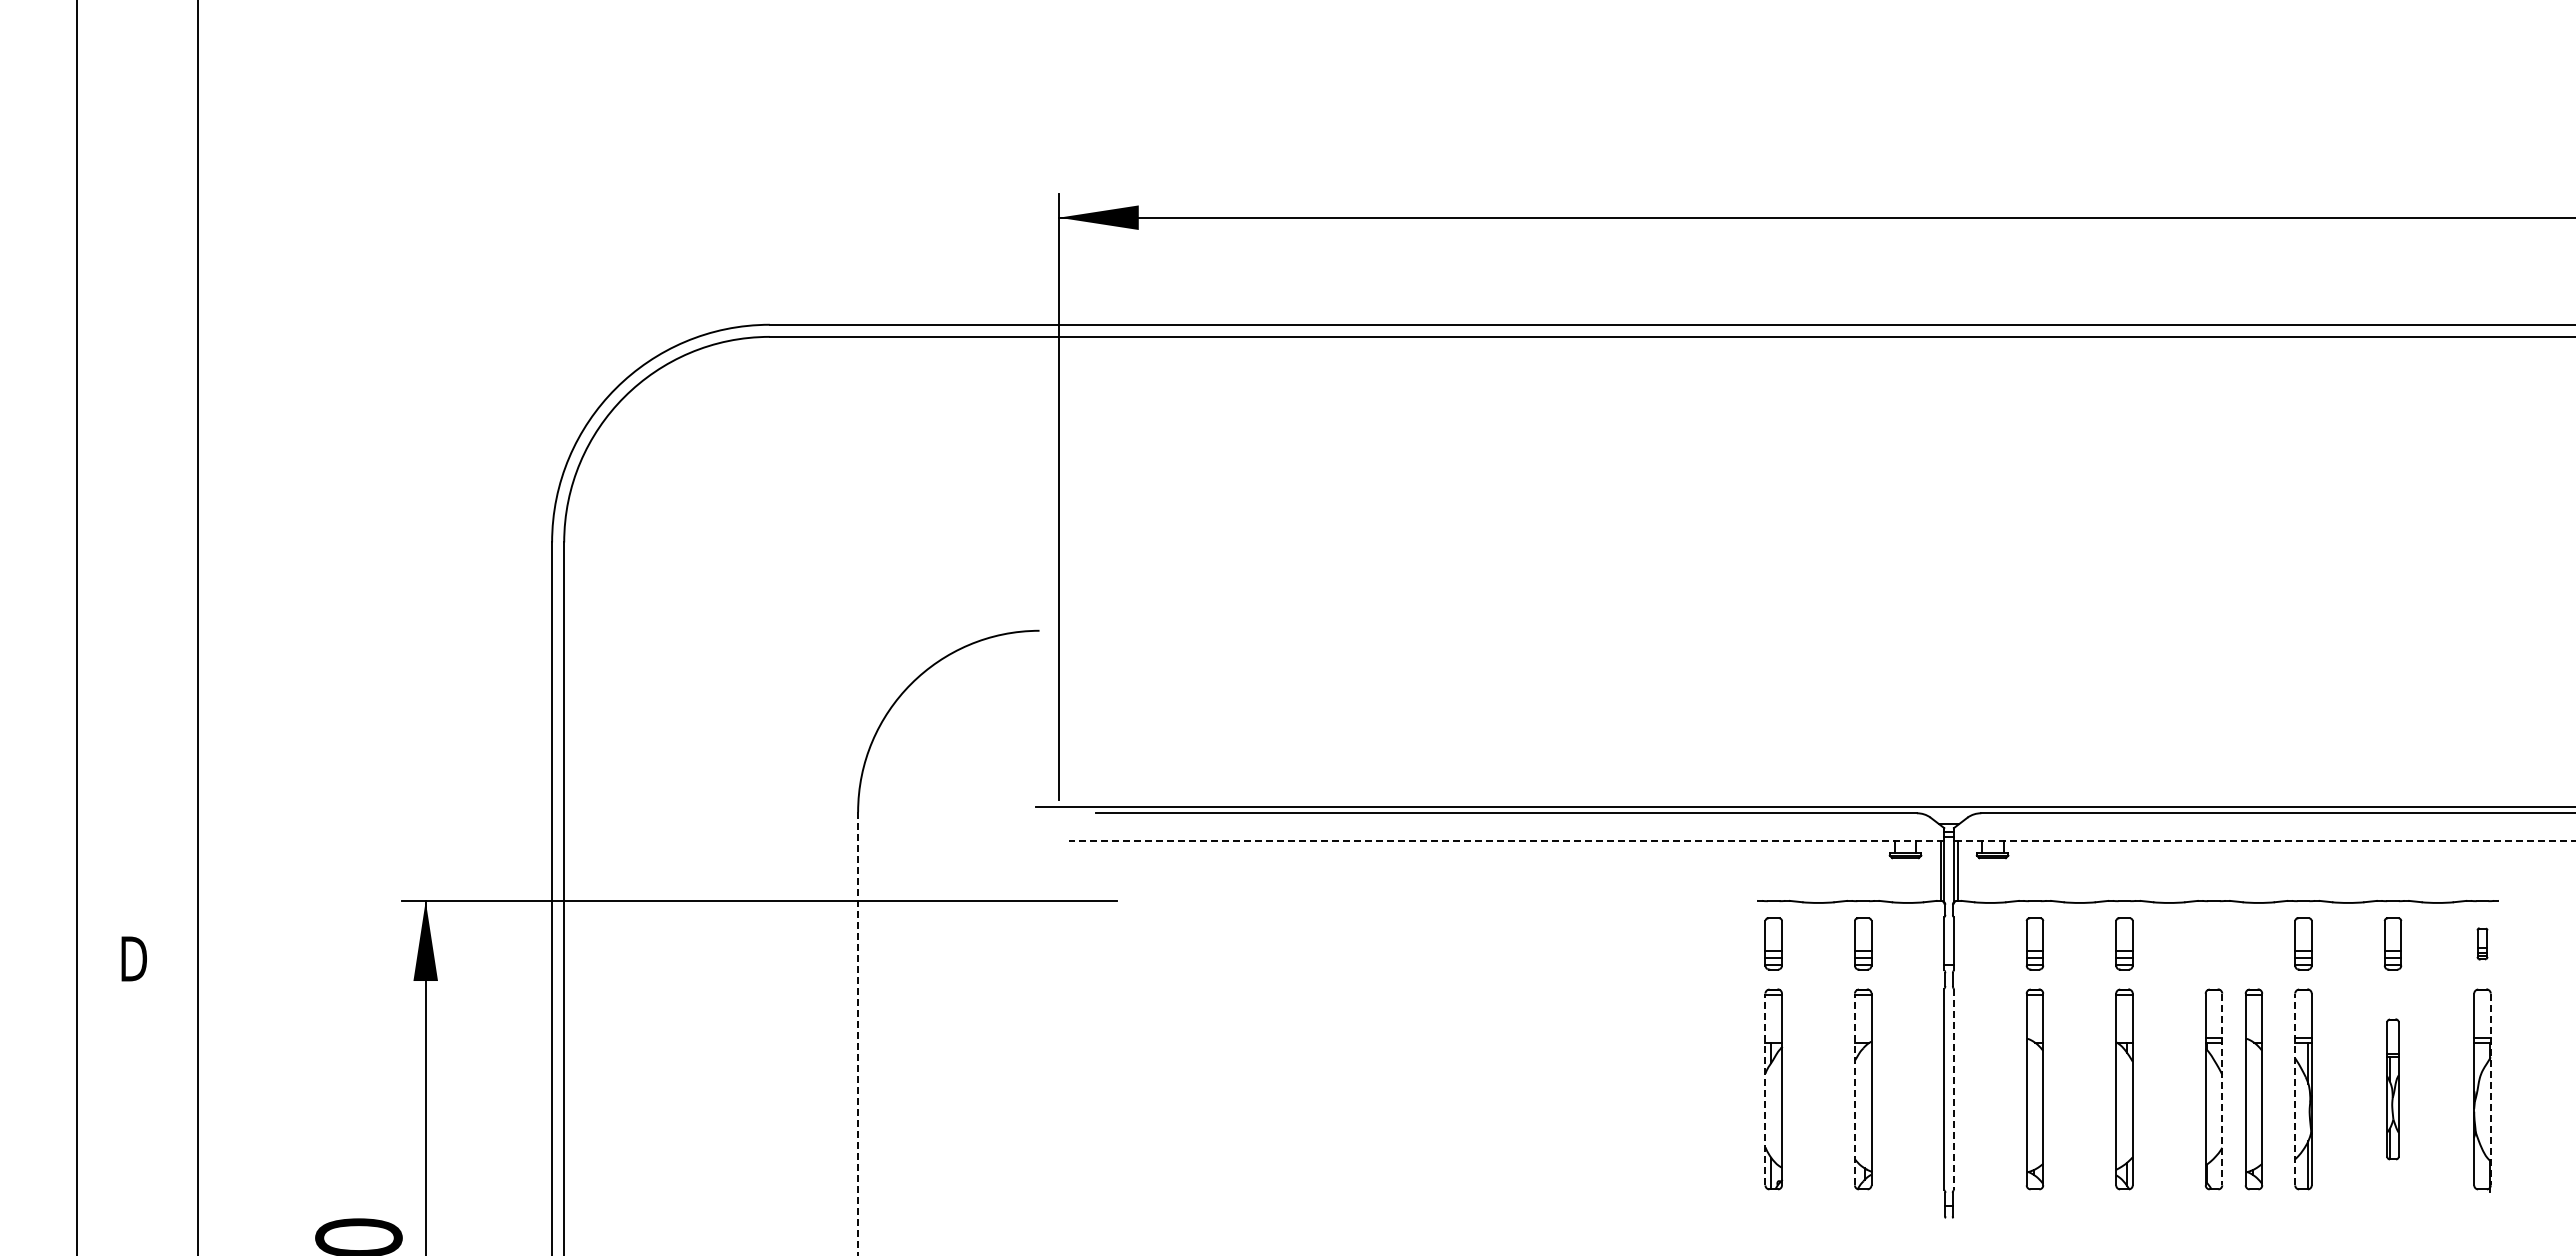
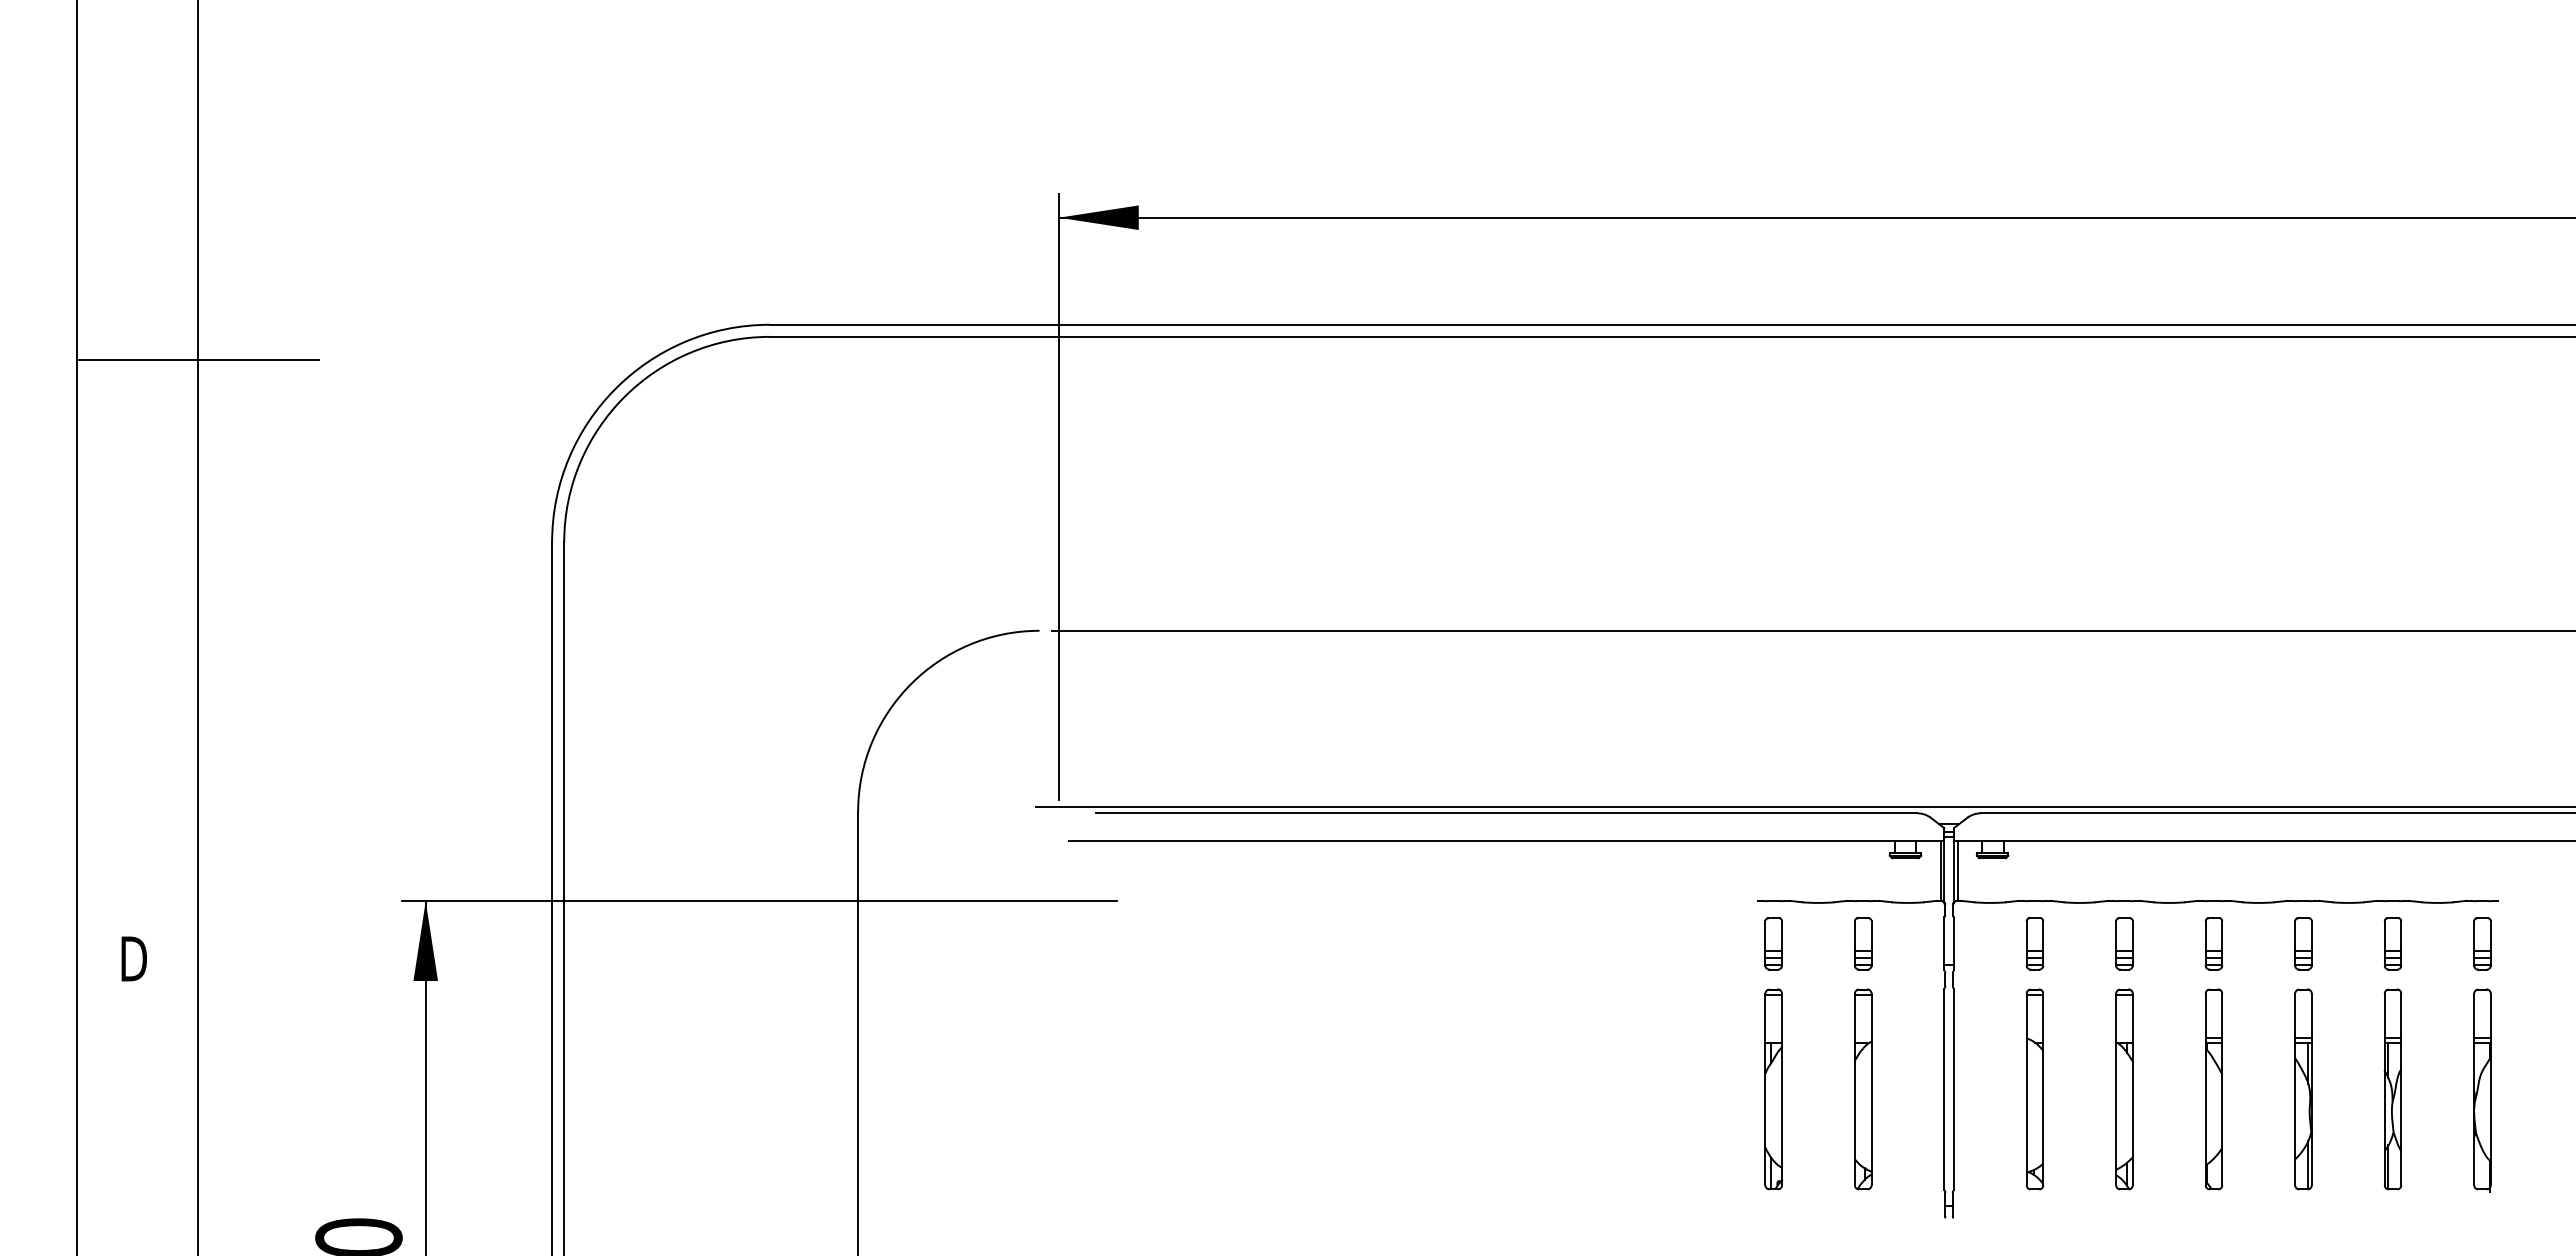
line: none -> present (198, 360)
line: none -> present (1811, 630)
line: dashed -> solid (1506, 841)
line: dashed -> solid (2264, 841)
part: none -> present (2213, 943)
part size: 13x34 px -> 19x54 px (2482, 943)
line: dashed -> solid (858, 1034)
line: dashed -> solid (1765, 1089)
line: dashed -> solid (1854, 1089)
line: dashed -> solid (1953, 1089)
line: dashed -> solid (2222, 1089)
part: present -> none (2253, 1089)
line: dashed -> solid (2295, 1089)
part size: 14x143 px -> 20x203 px (2392, 1089)
line: dashed -> solid (2490, 1089)
